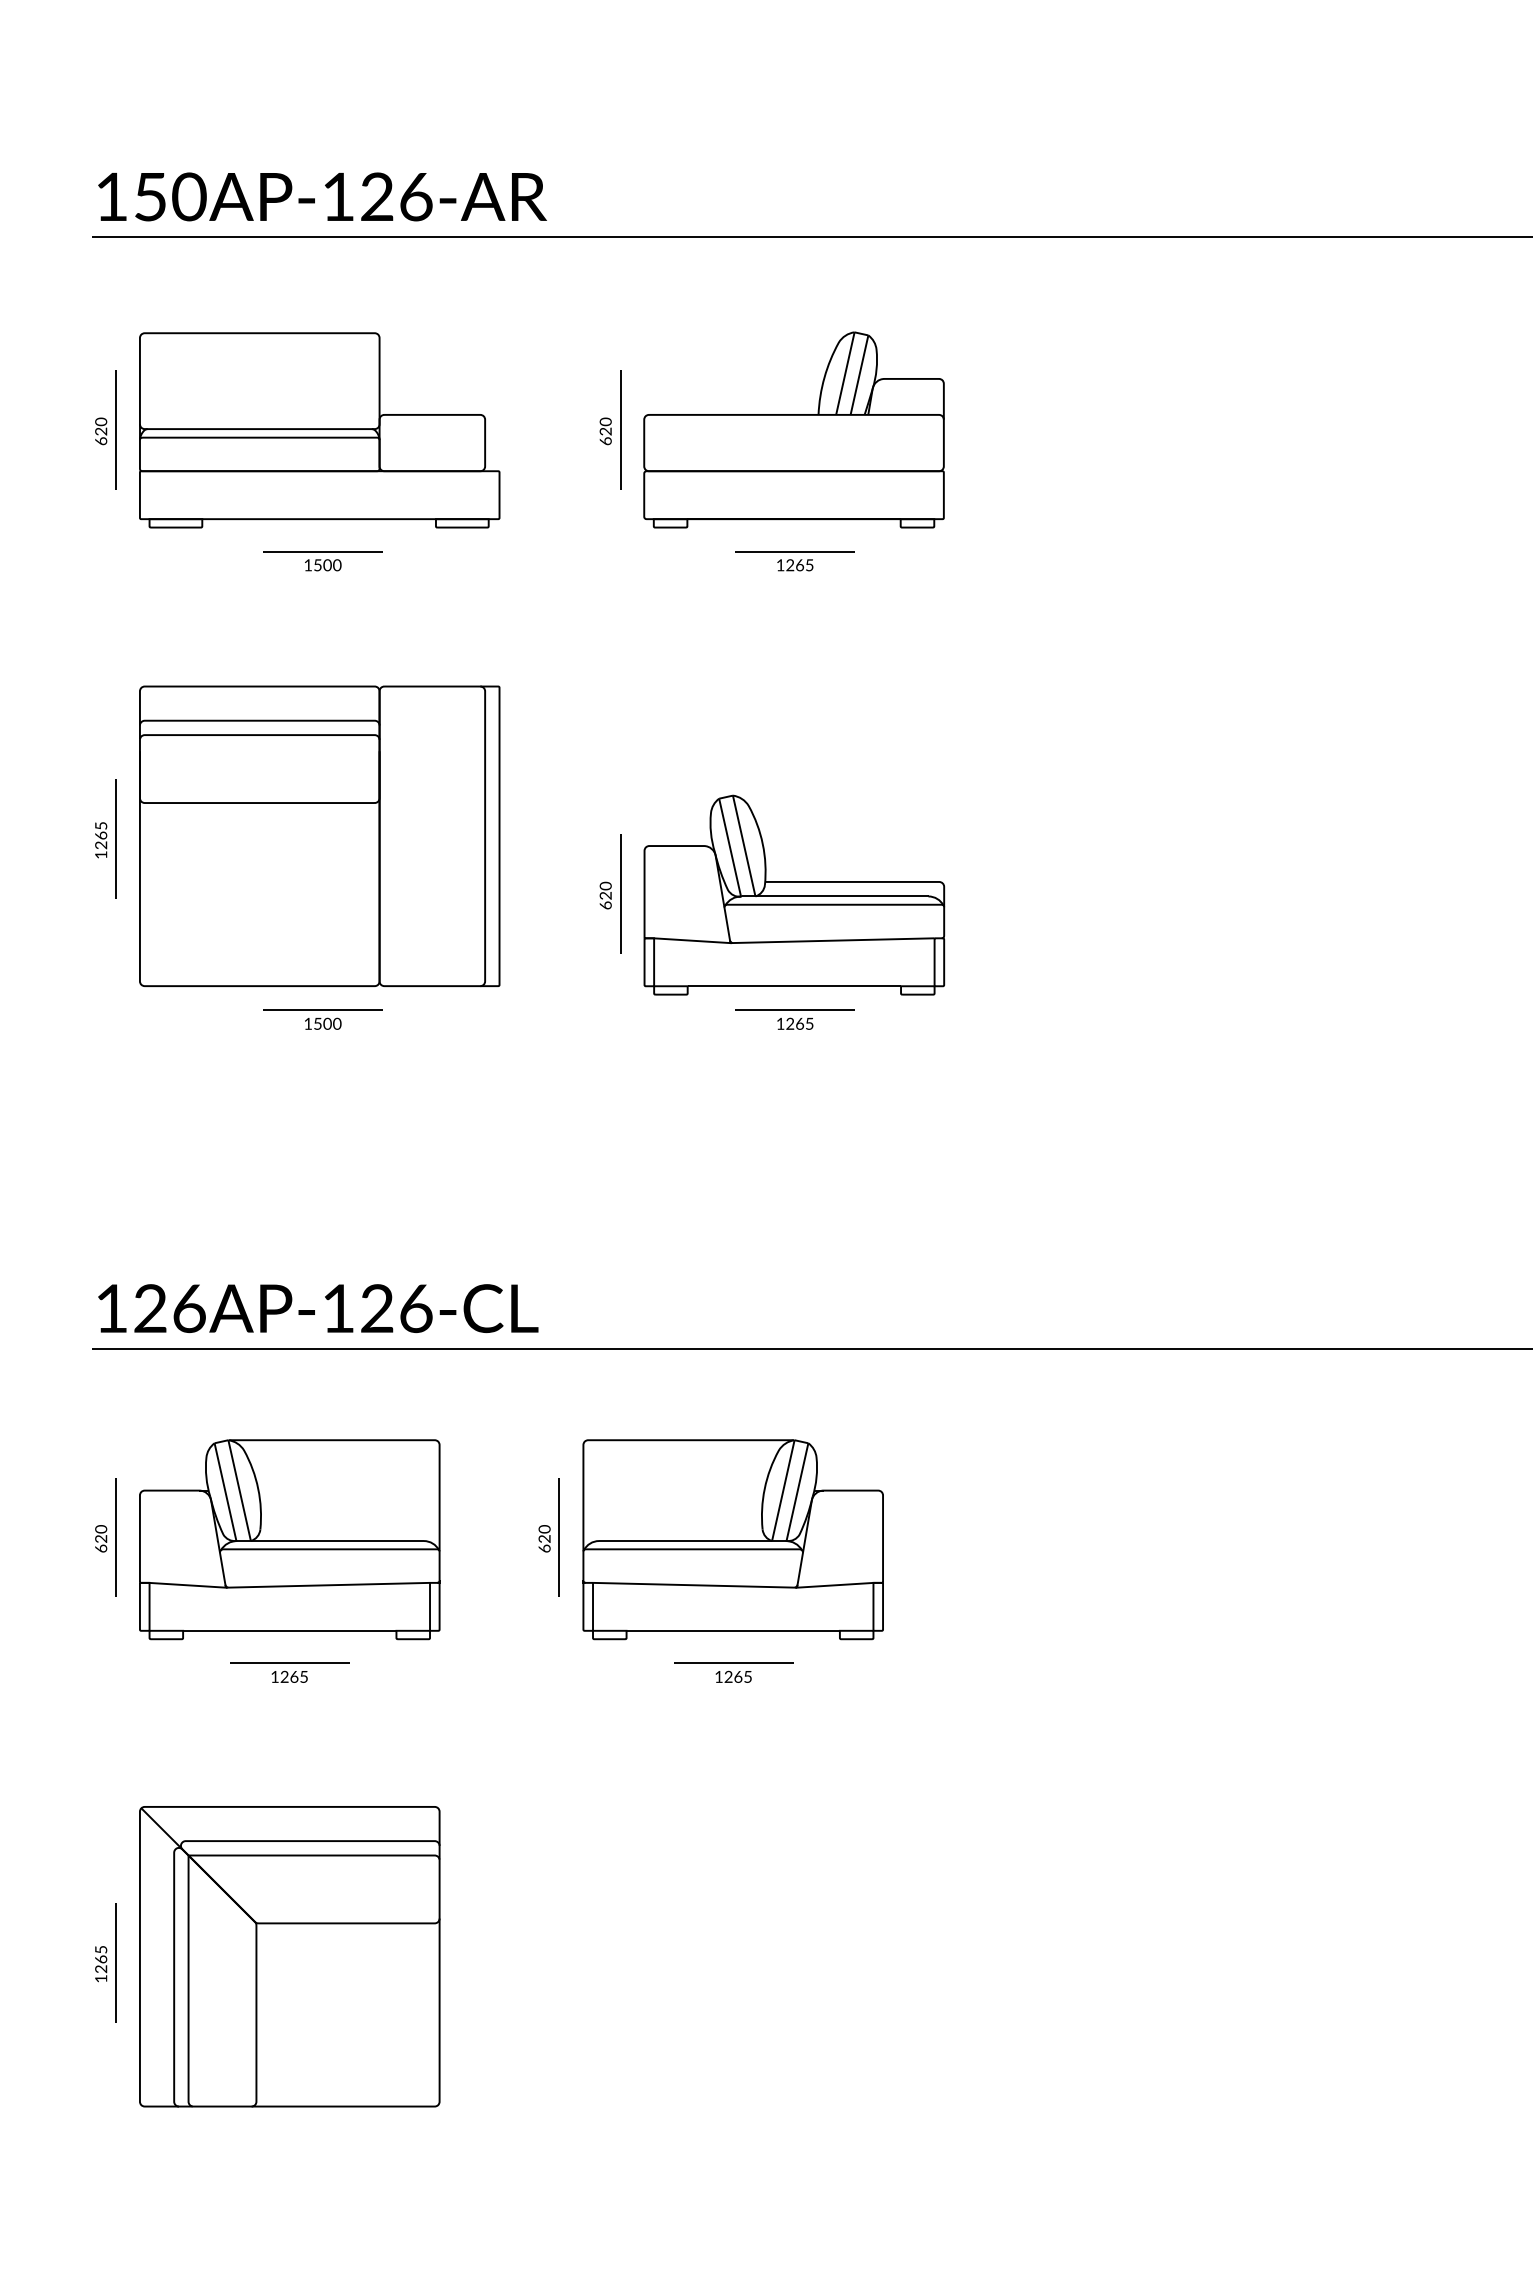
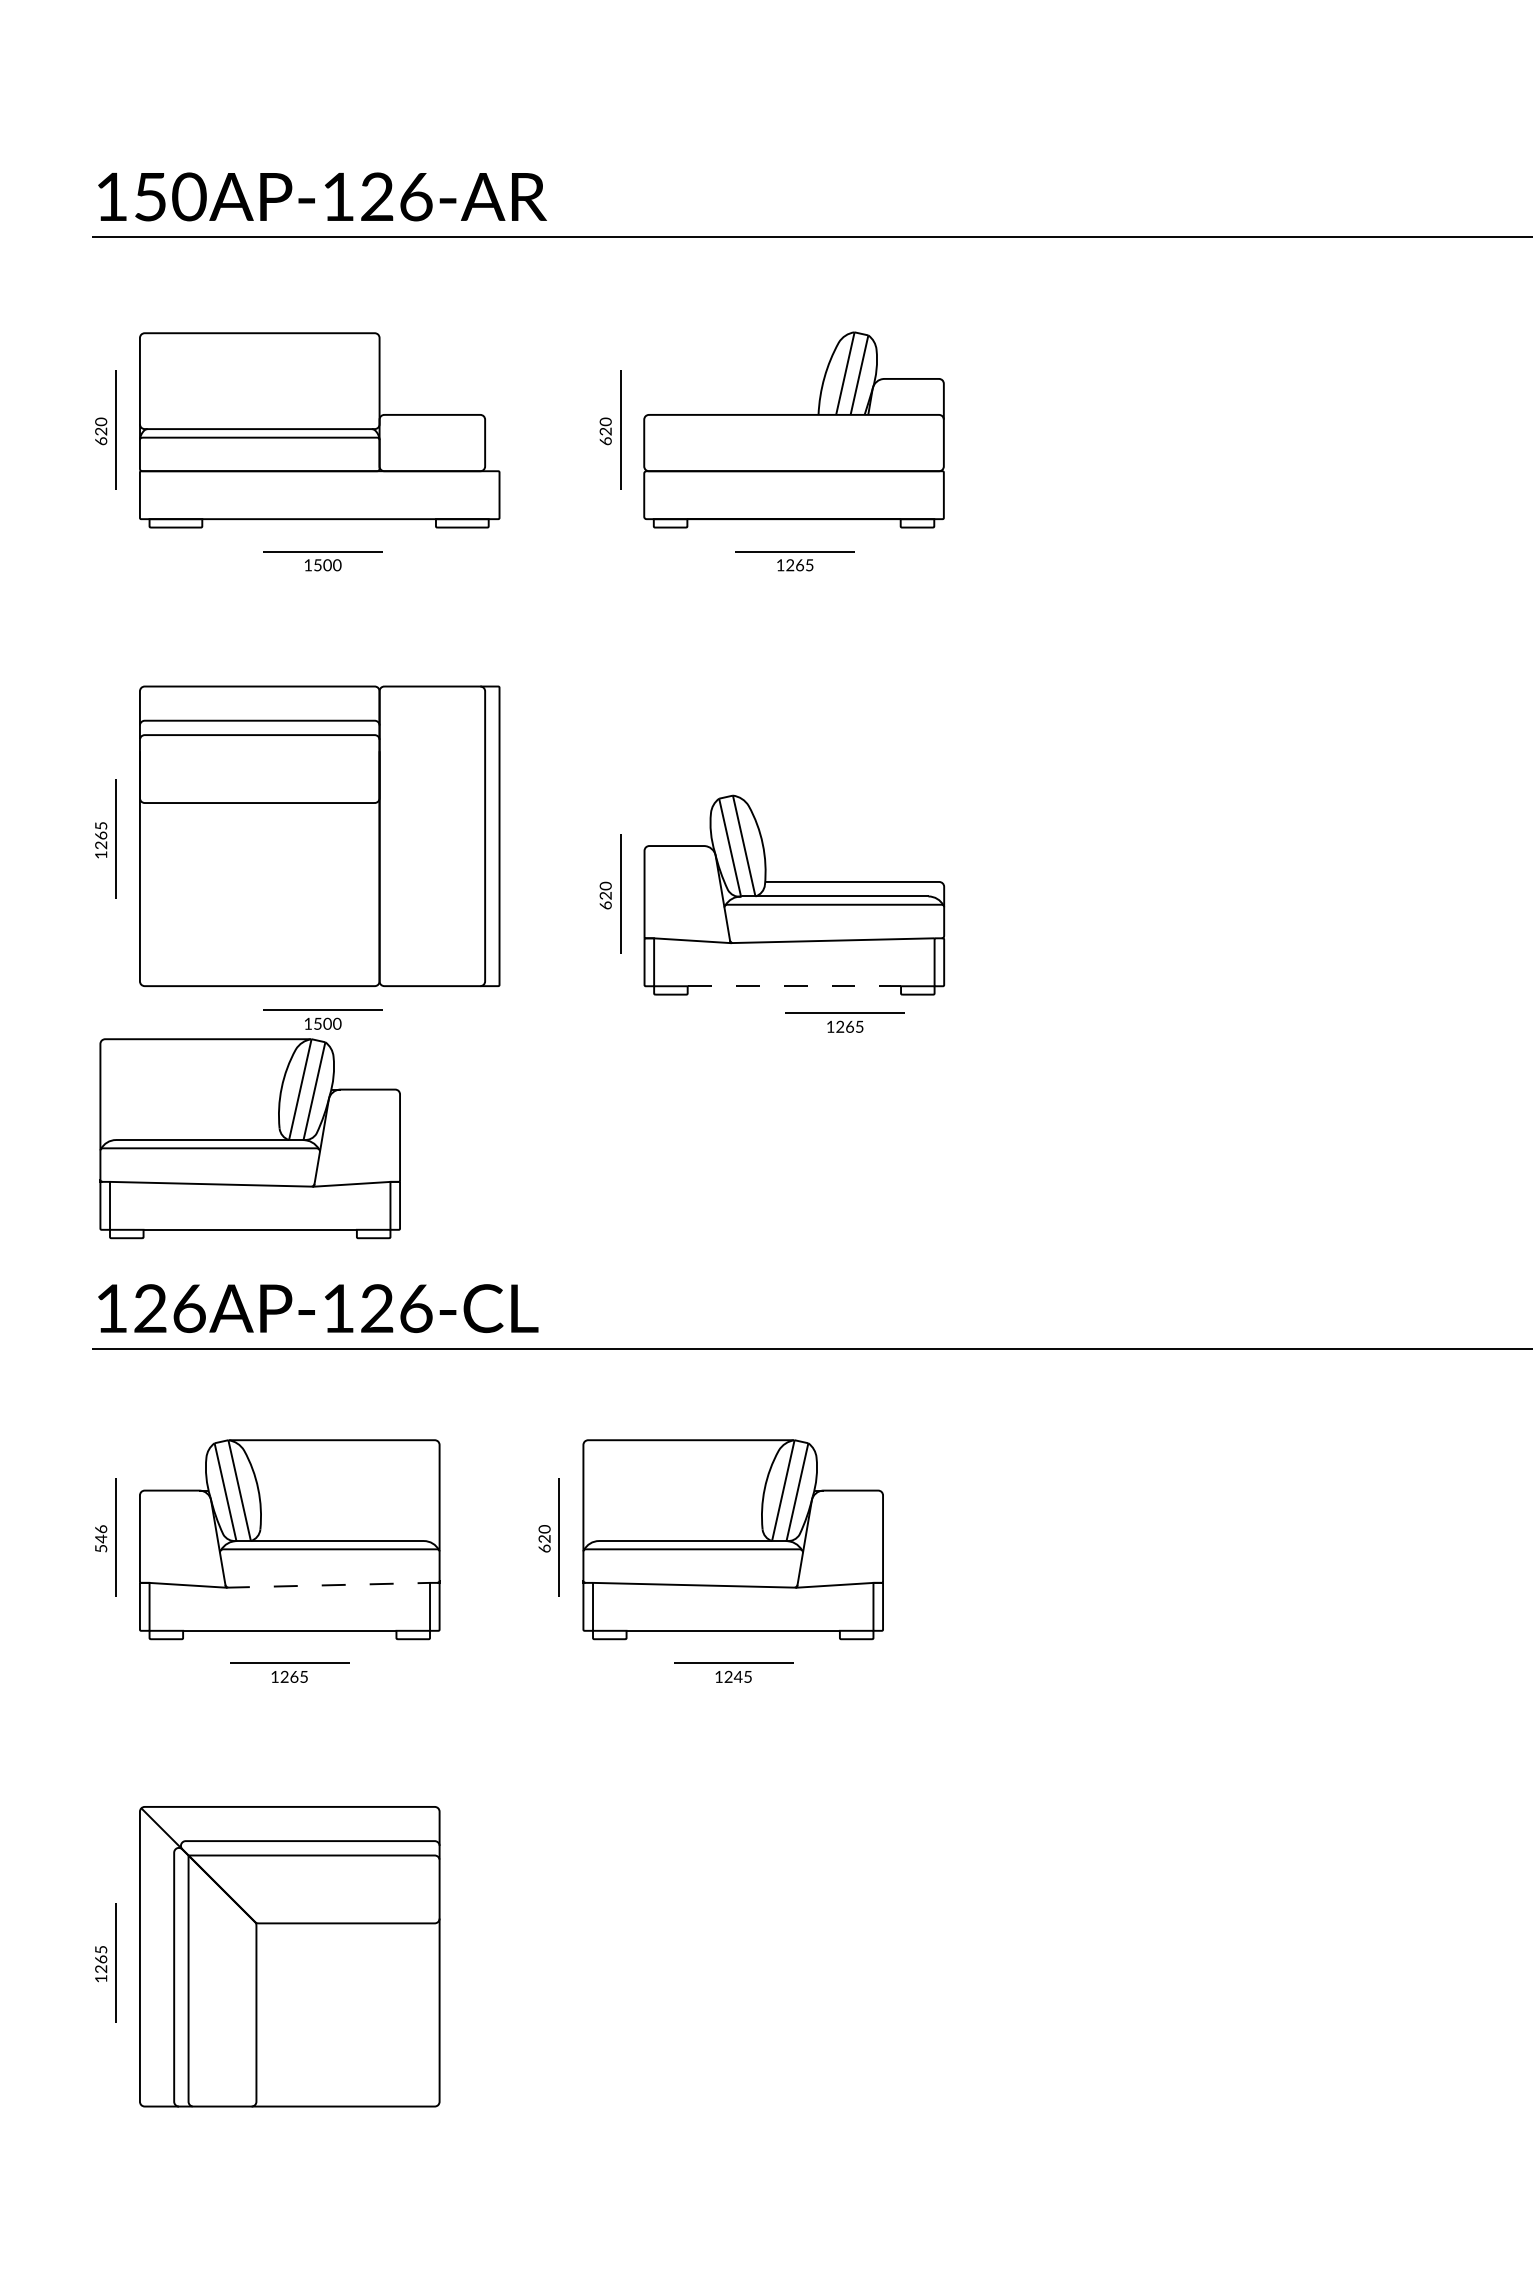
line: solid -> dashed (794, 986)
part position: (794, 1019) -> (844, 1022) (844, 1022)
part: none -> present (249, 1138)
text: 620 -> 546 (101, 1538)
line: solid -> dashed (328, 1585)
text: 1265 -> 1245 (737, 1676)
